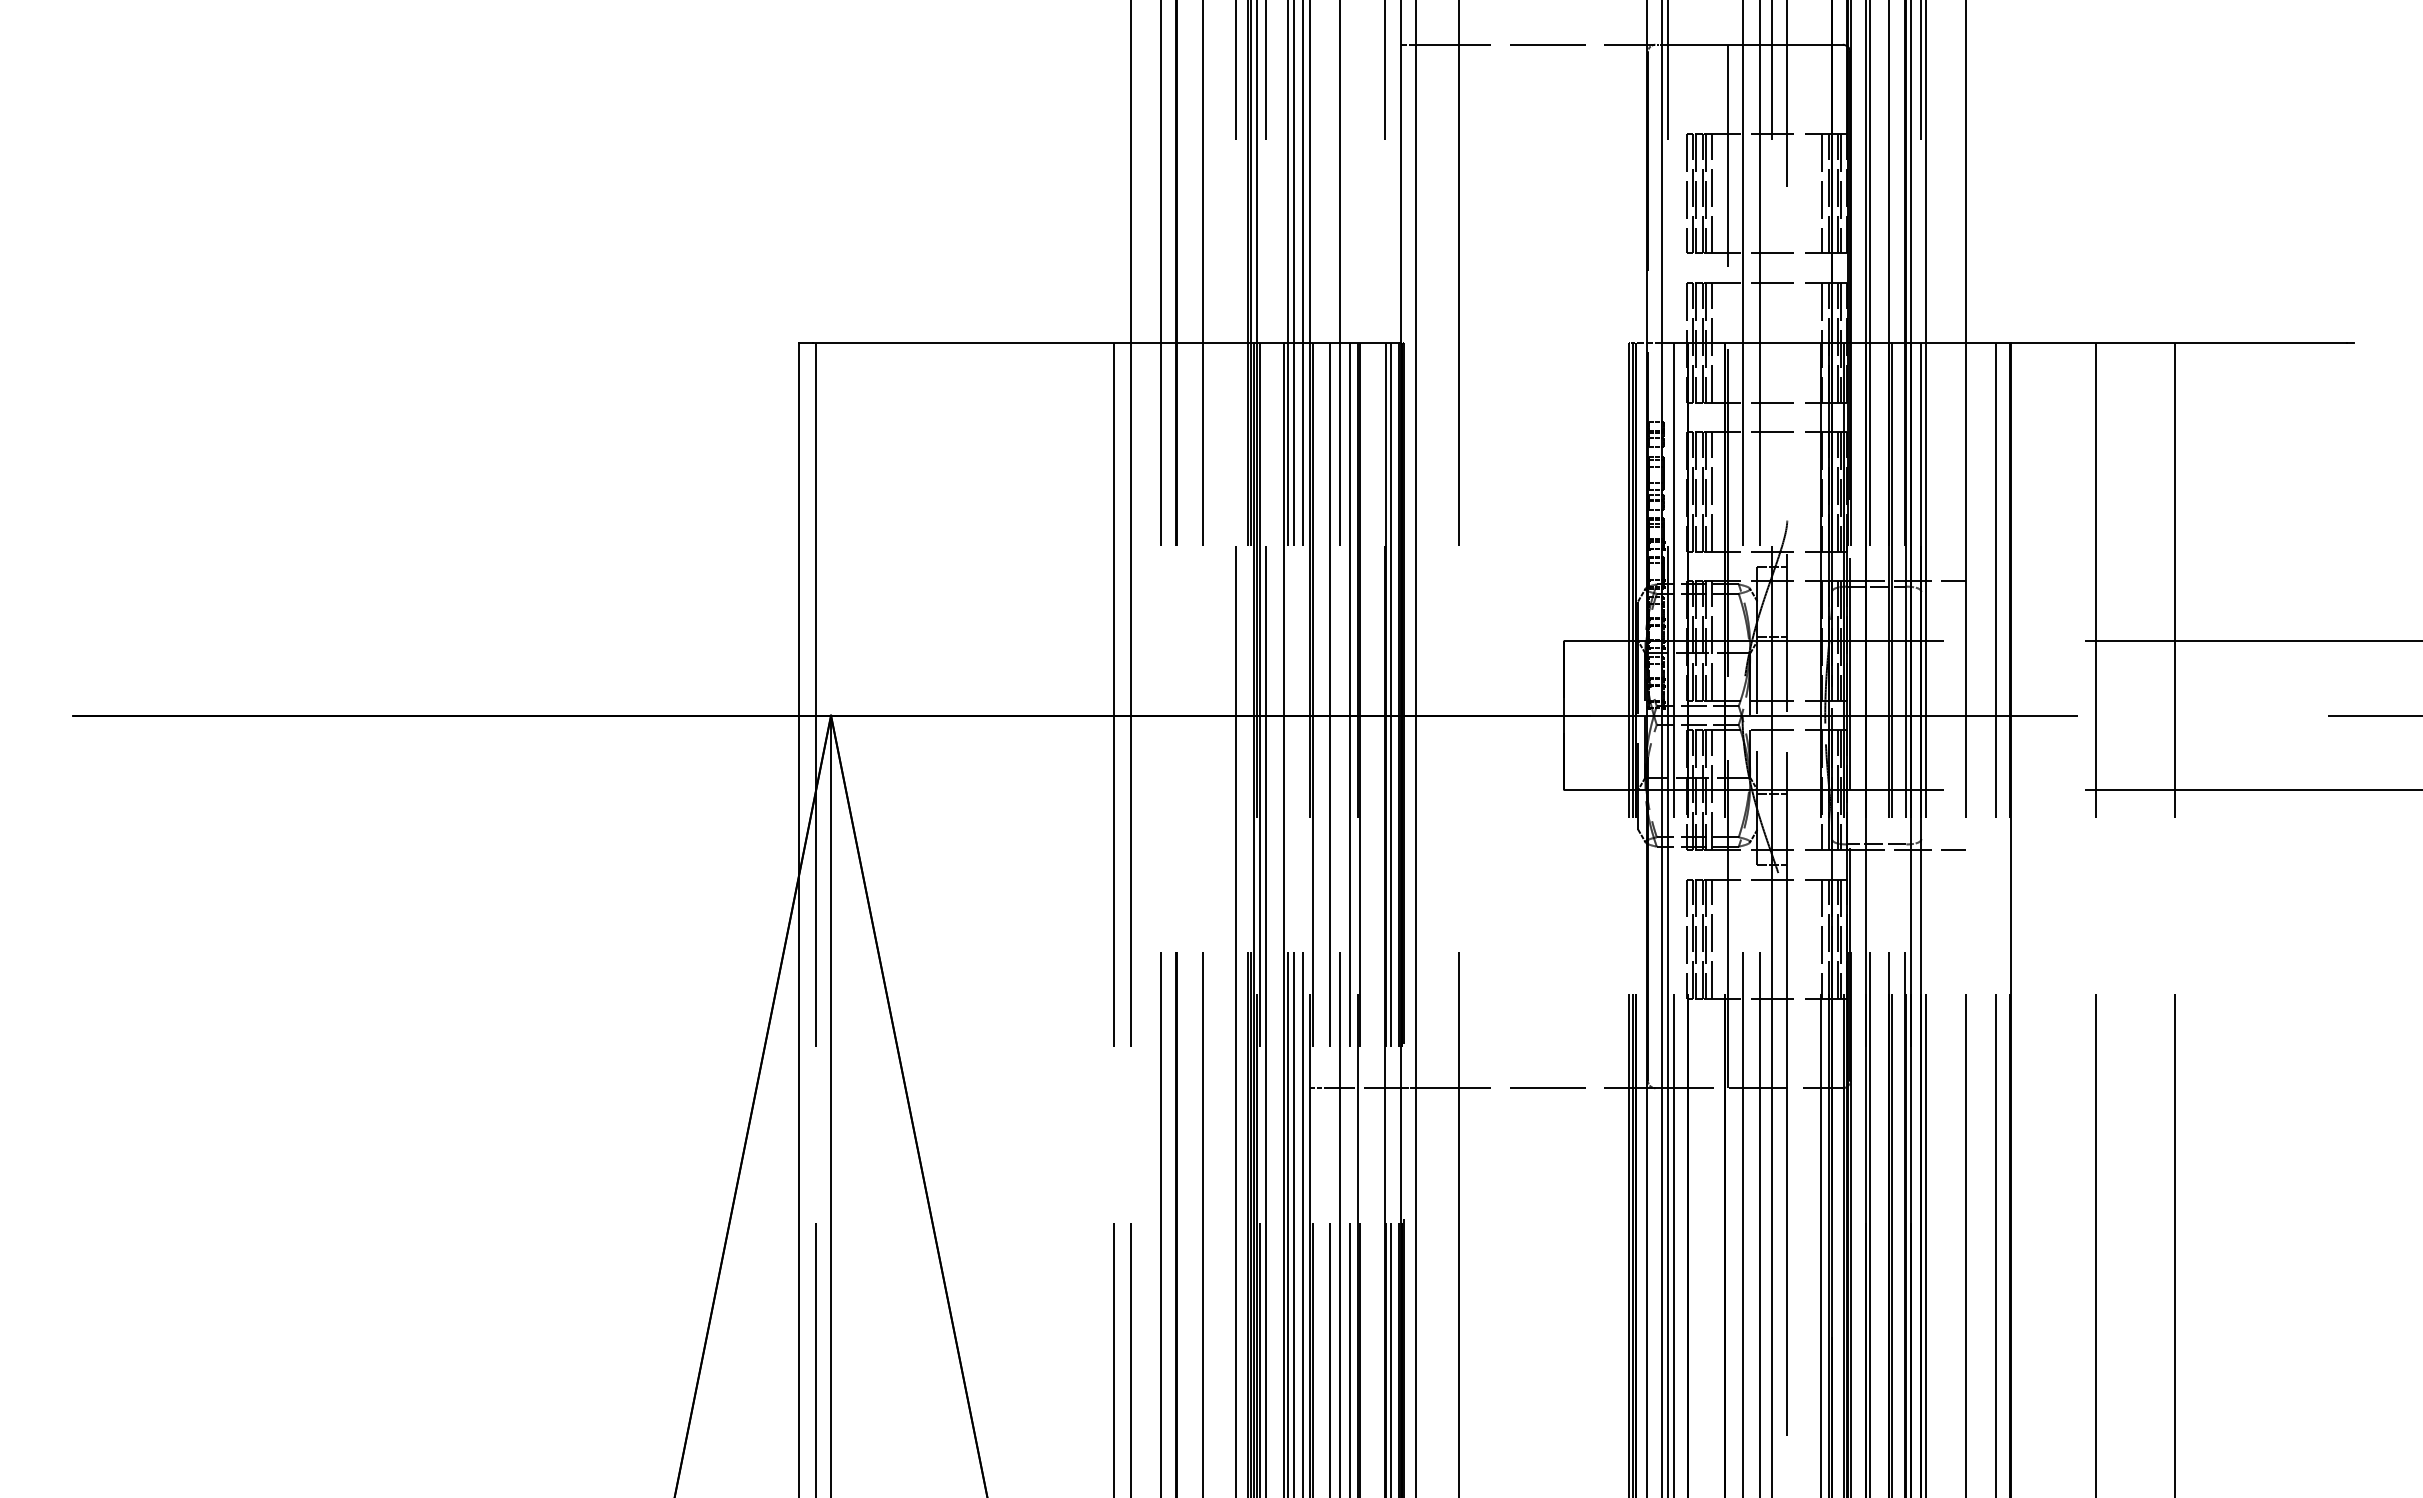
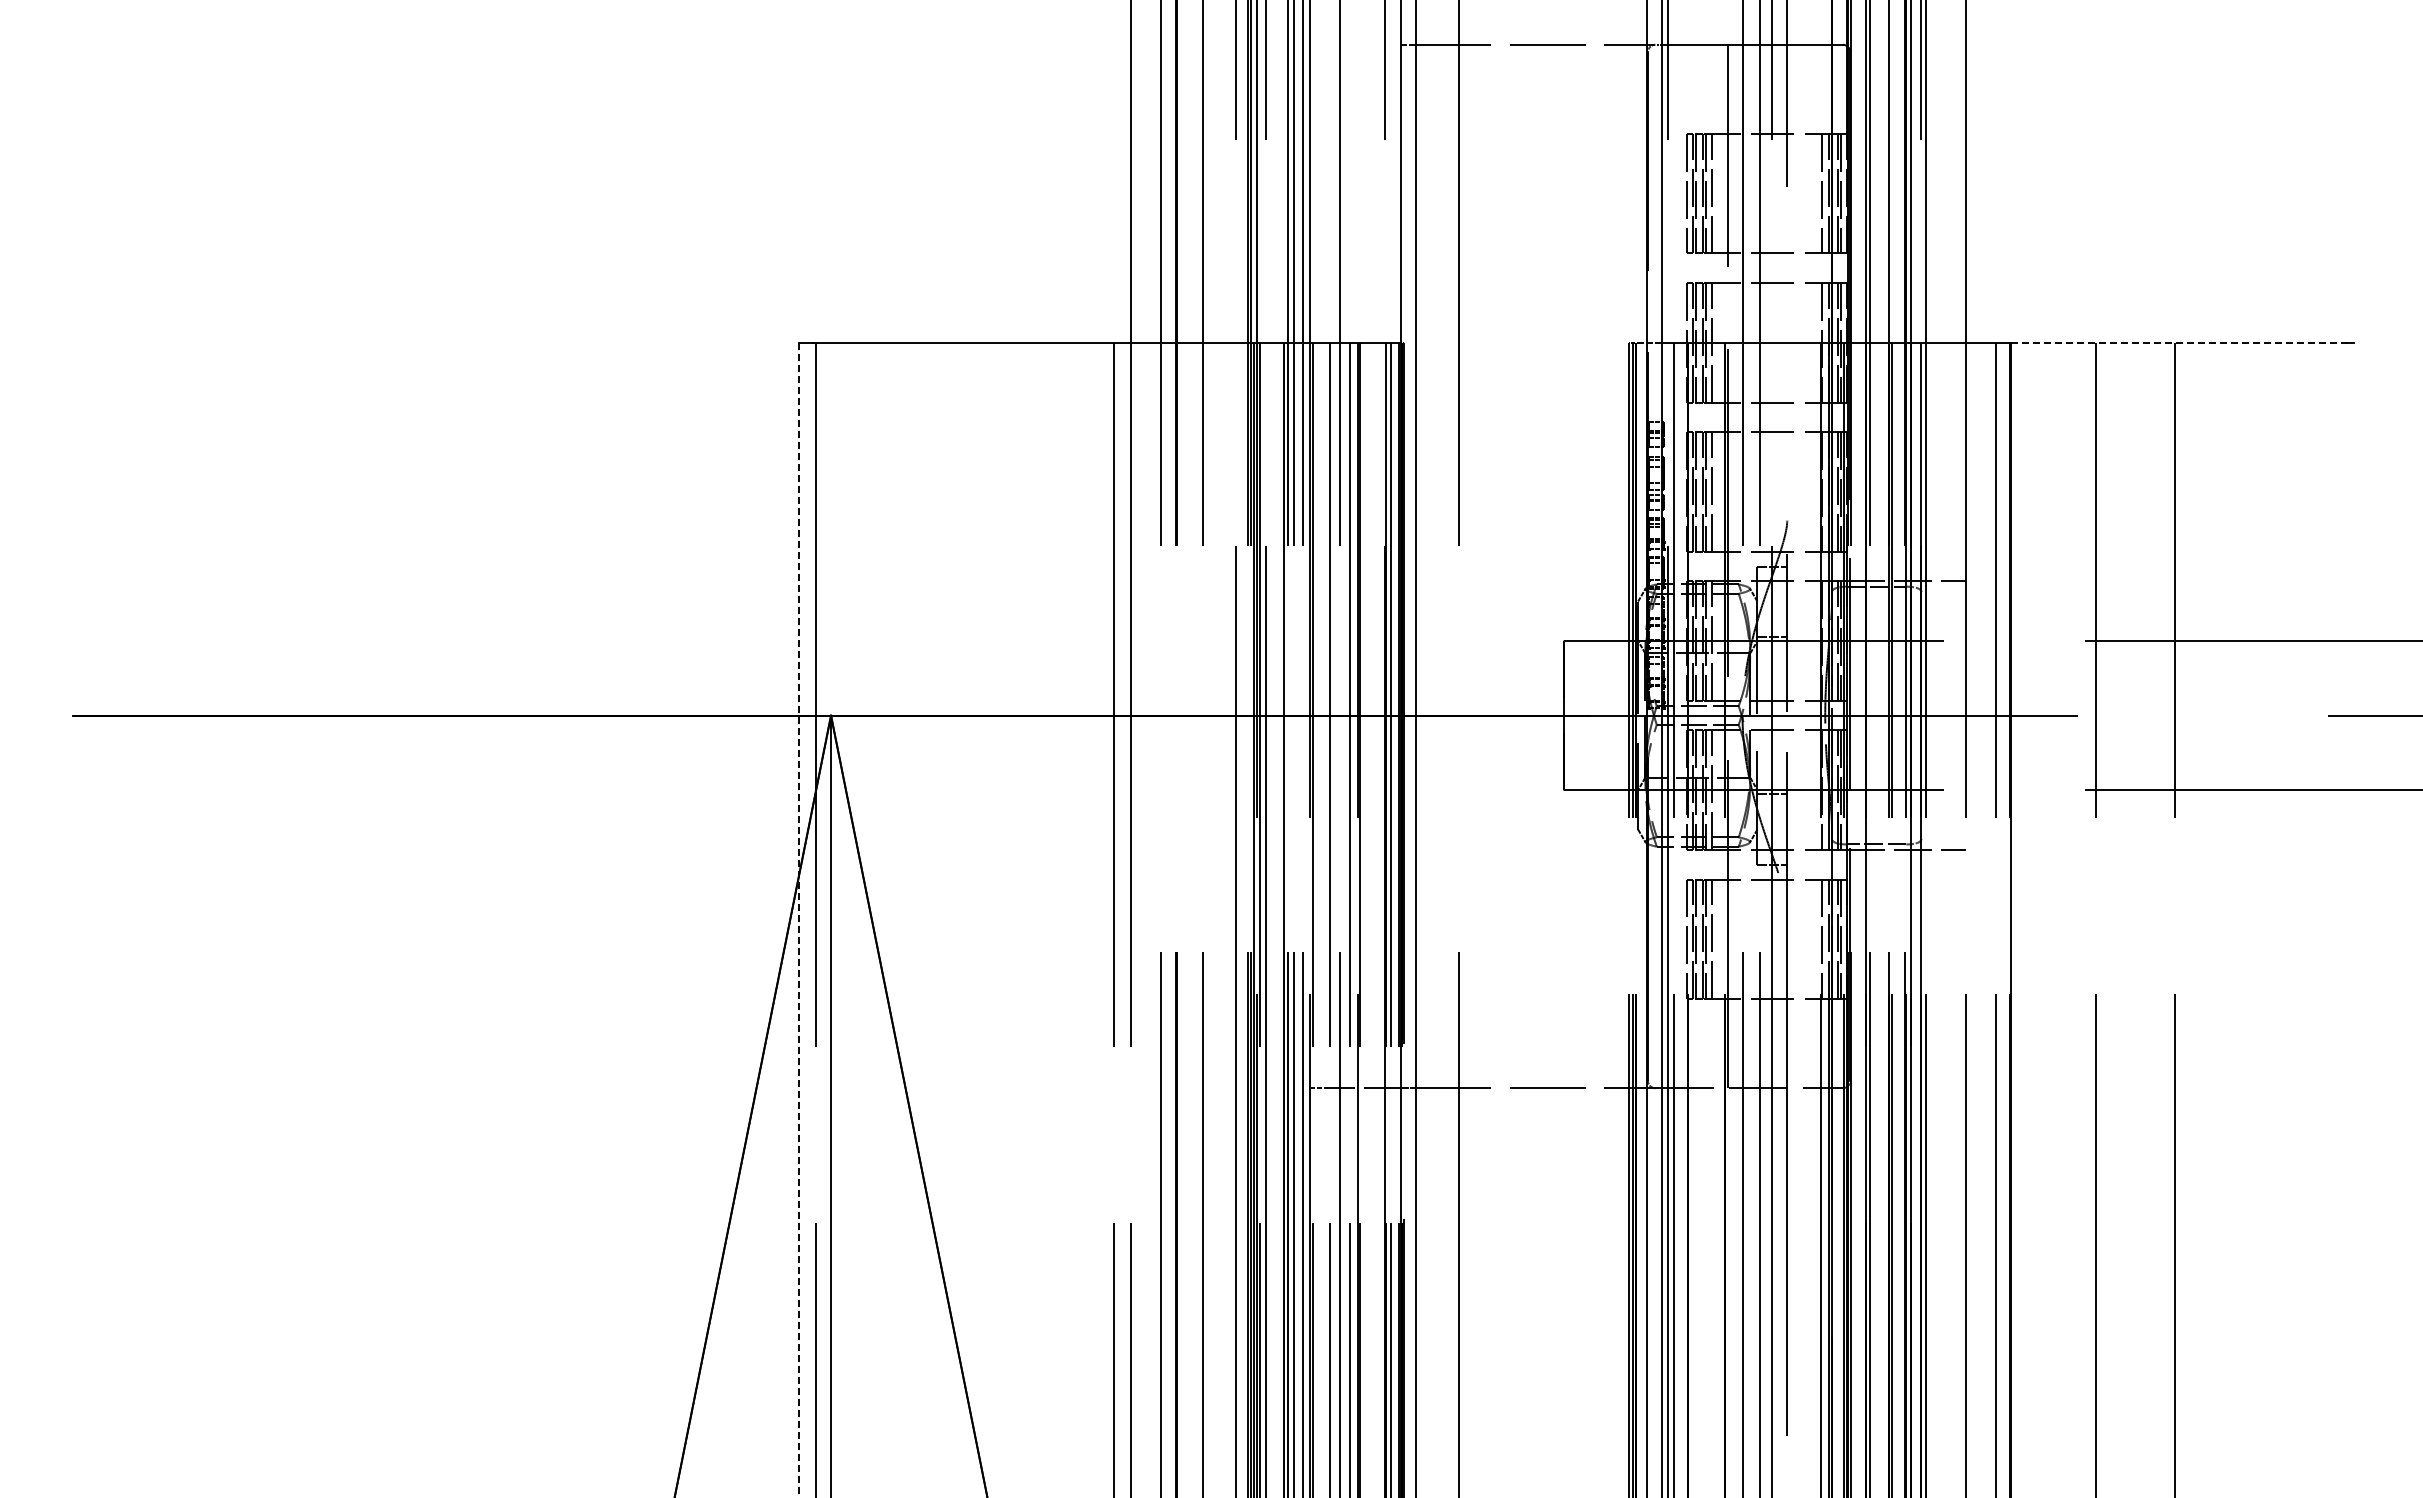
line: solid -> dashed (2179, 342)
line: solid -> dashed (798, 920)
